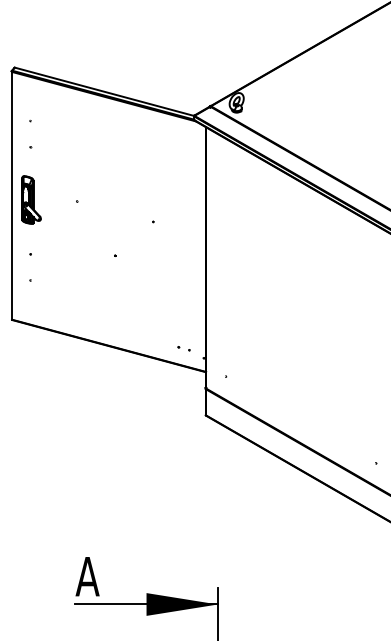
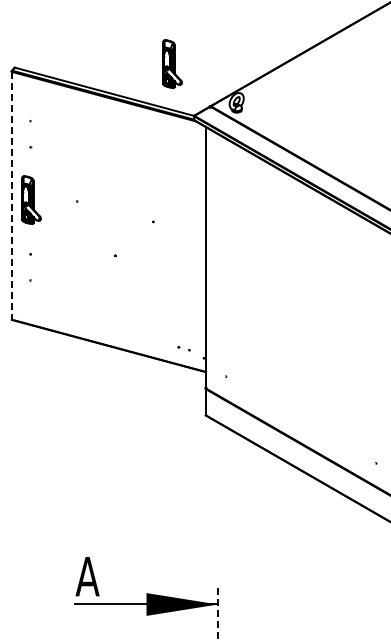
part: none -> present (172, 63)
line: solid -> dashed (12, 195)
line: solid -> dashed (217, 614)
